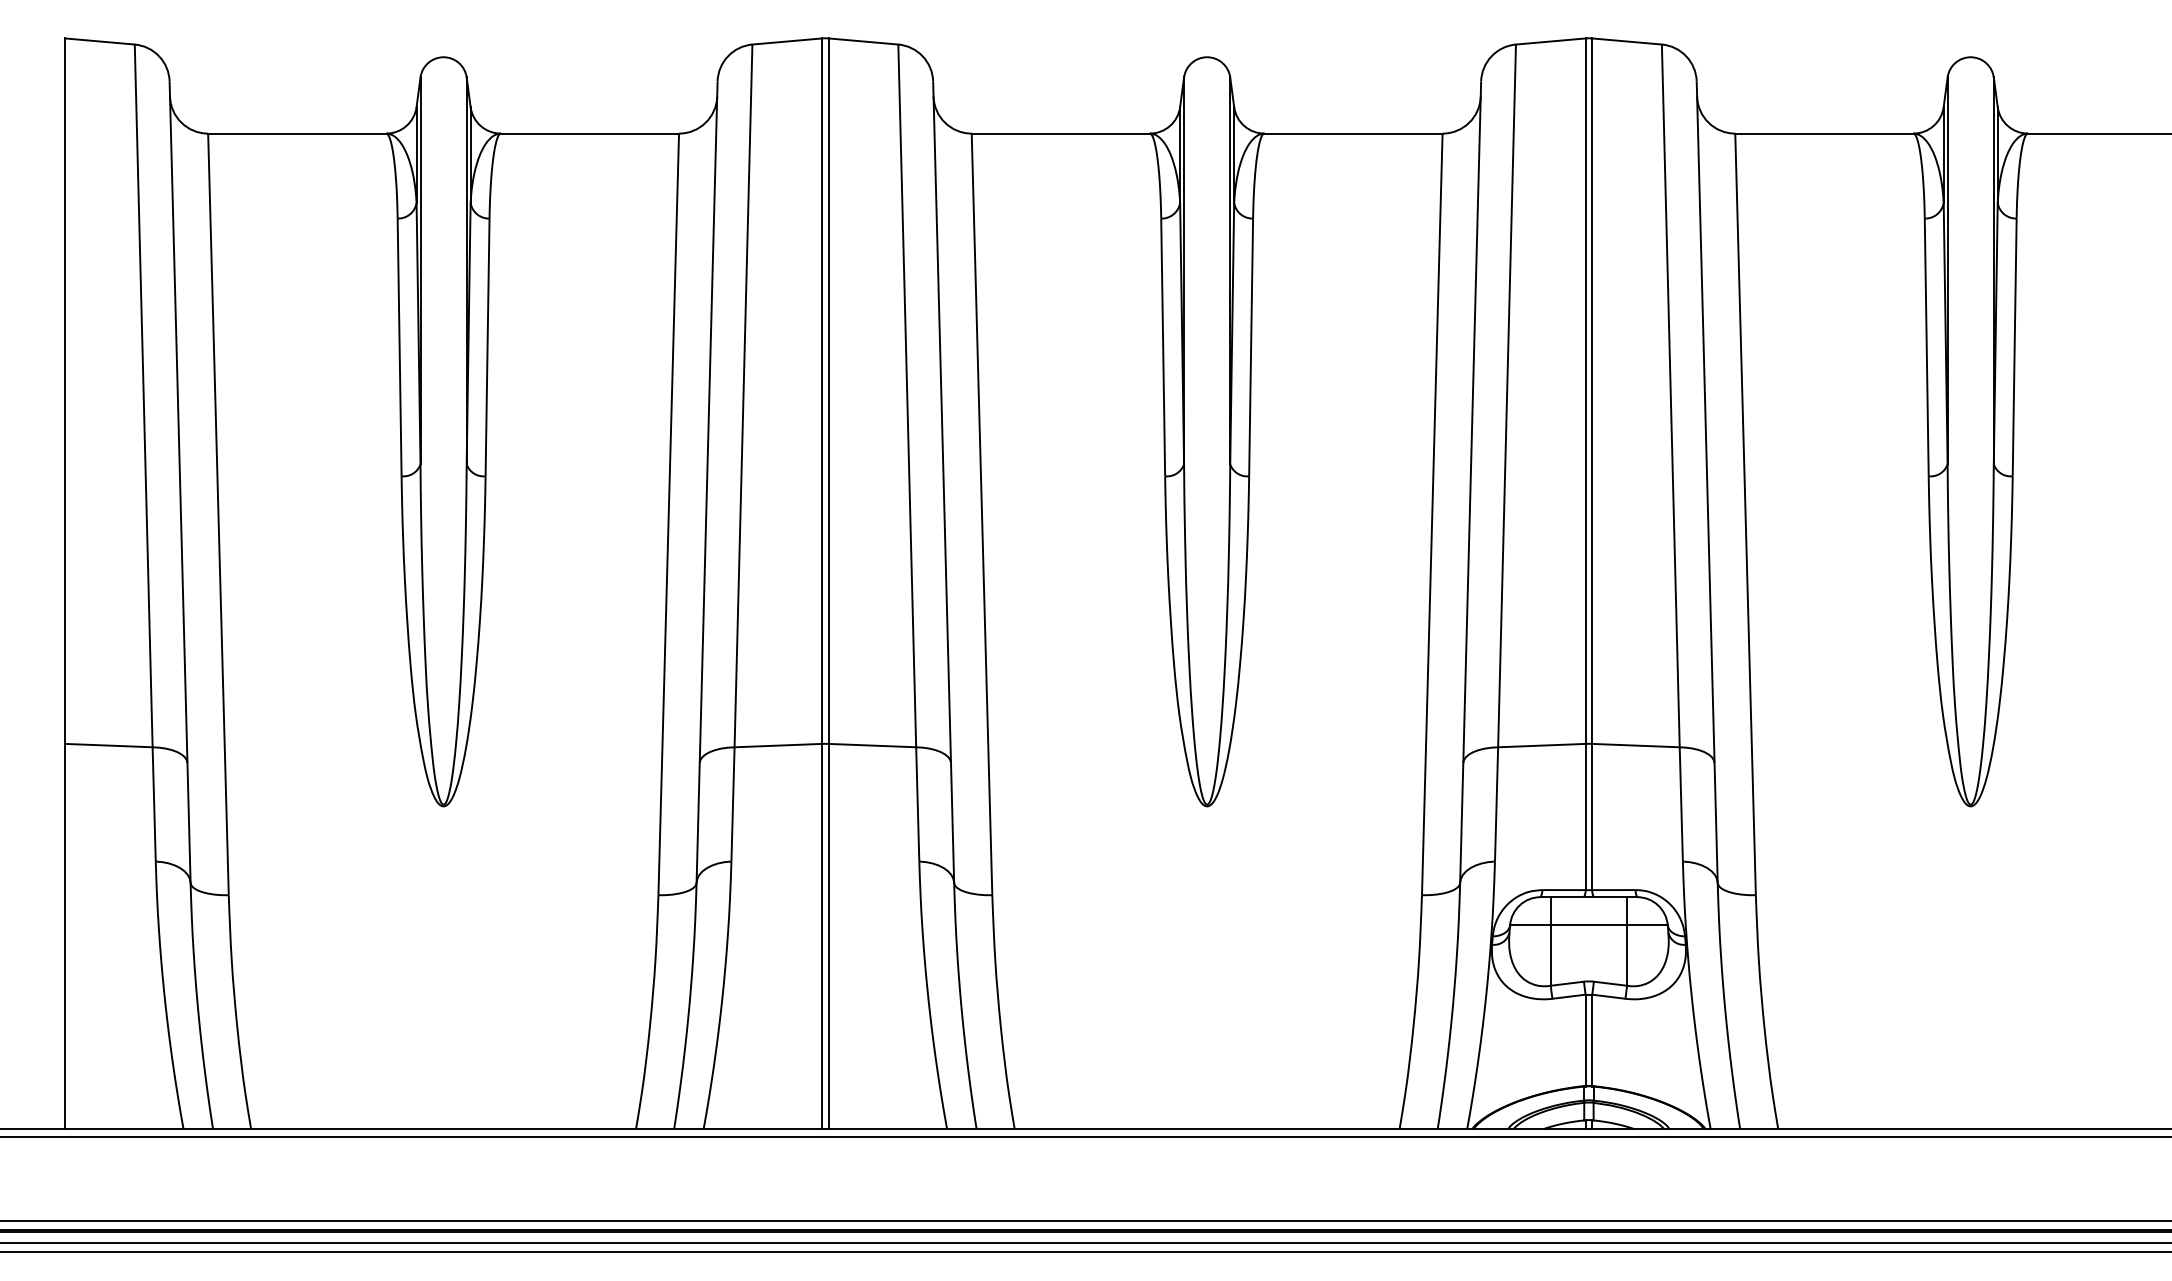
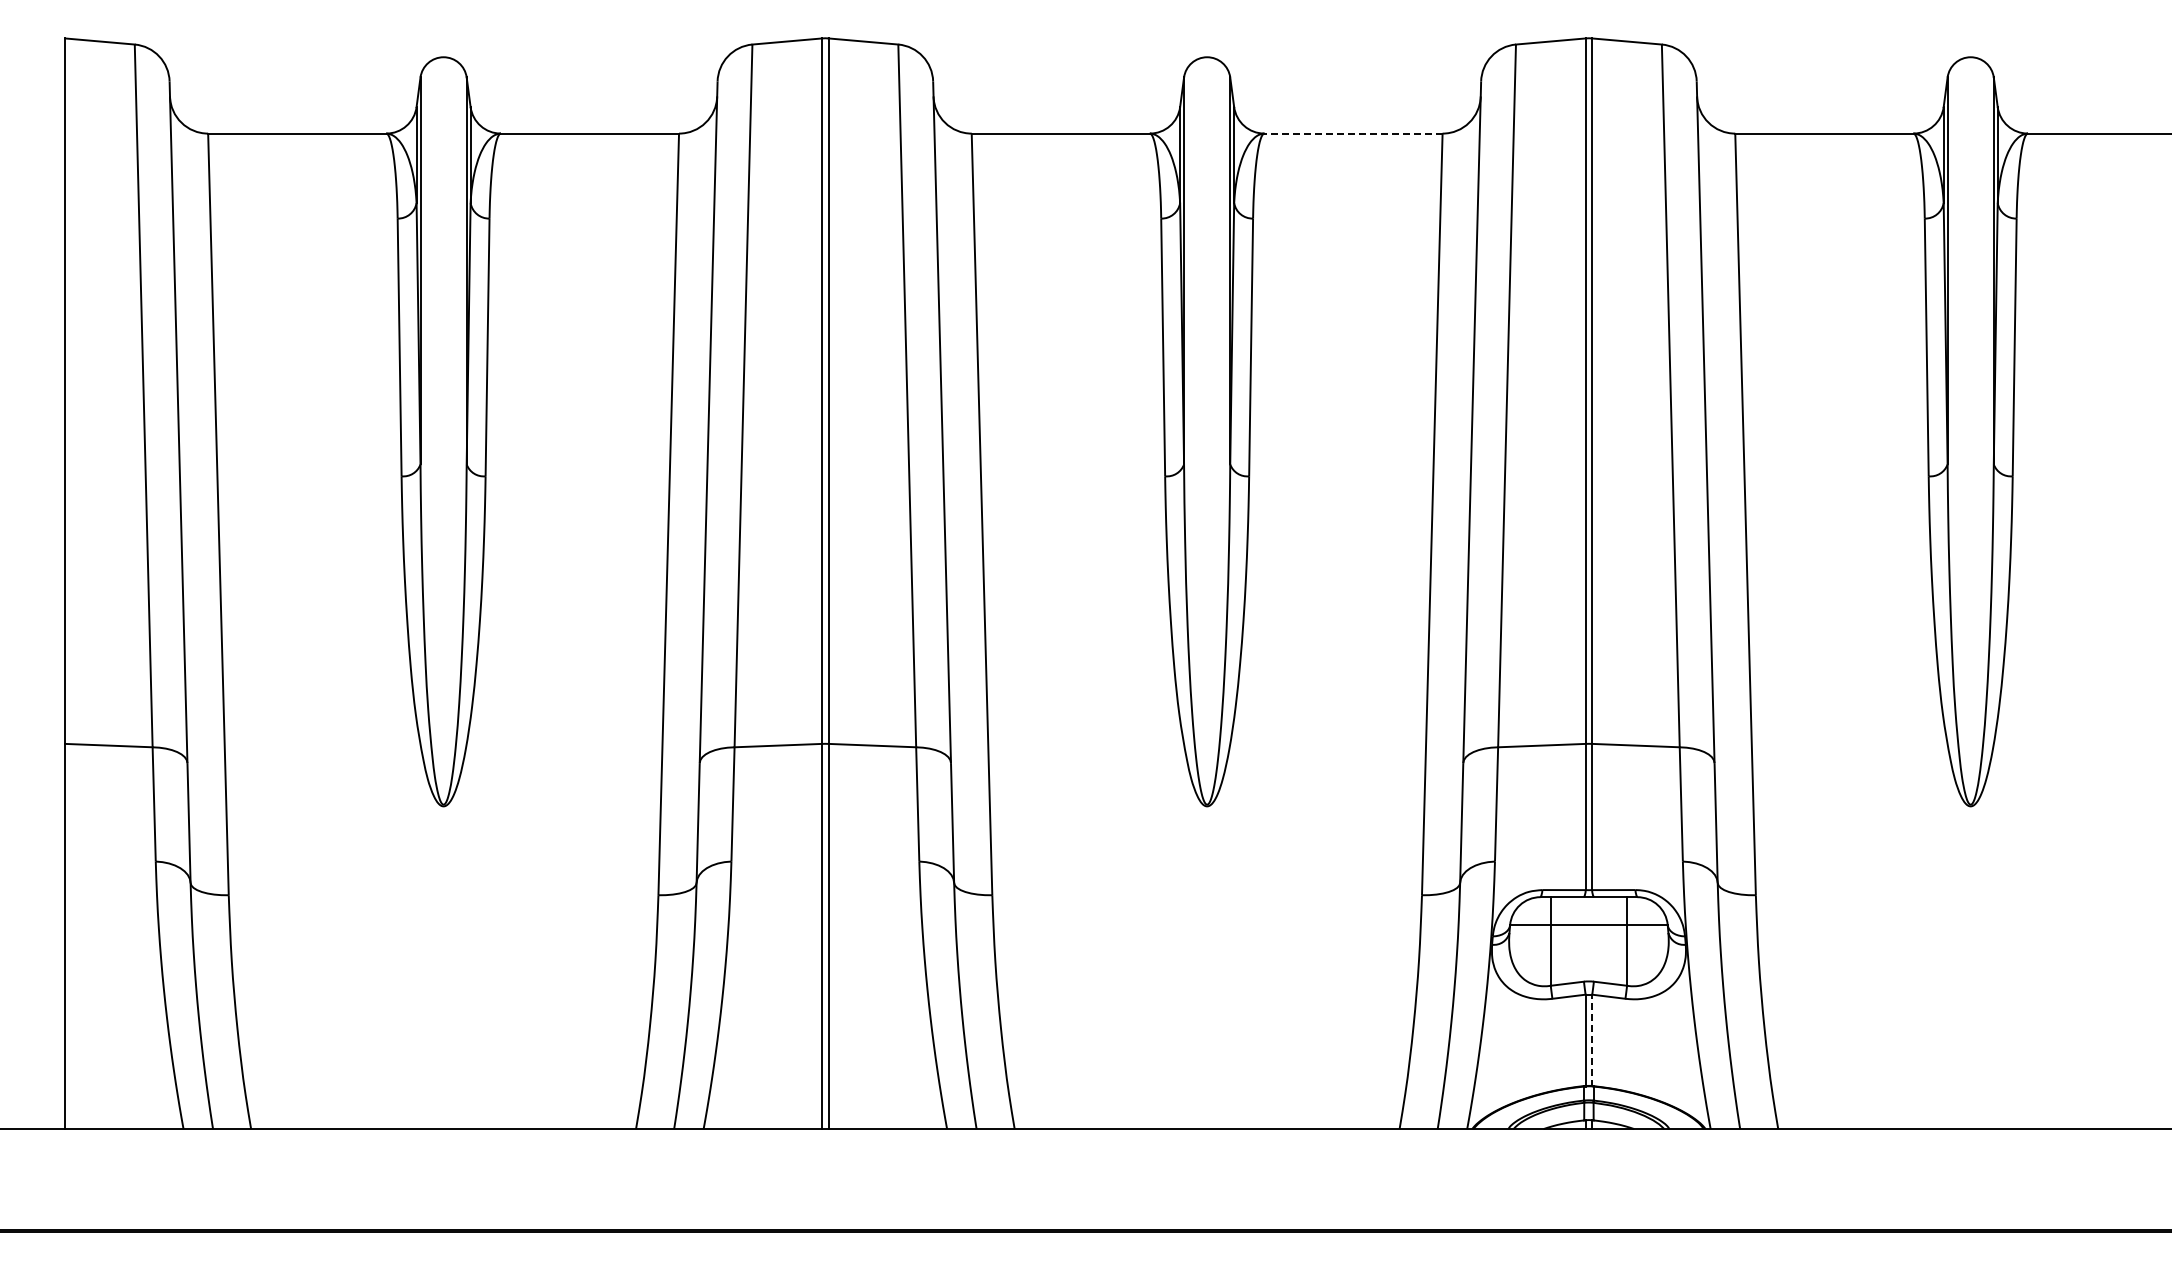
line: solid -> dashed (1353, 133)
line: solid -> dashed (1592, 1040)
line: present -> none (1085, 1136)
line: present -> none (1085, 1220)
line: present -> none (1085, 1242)
line: present -> none (1085, 1252)
